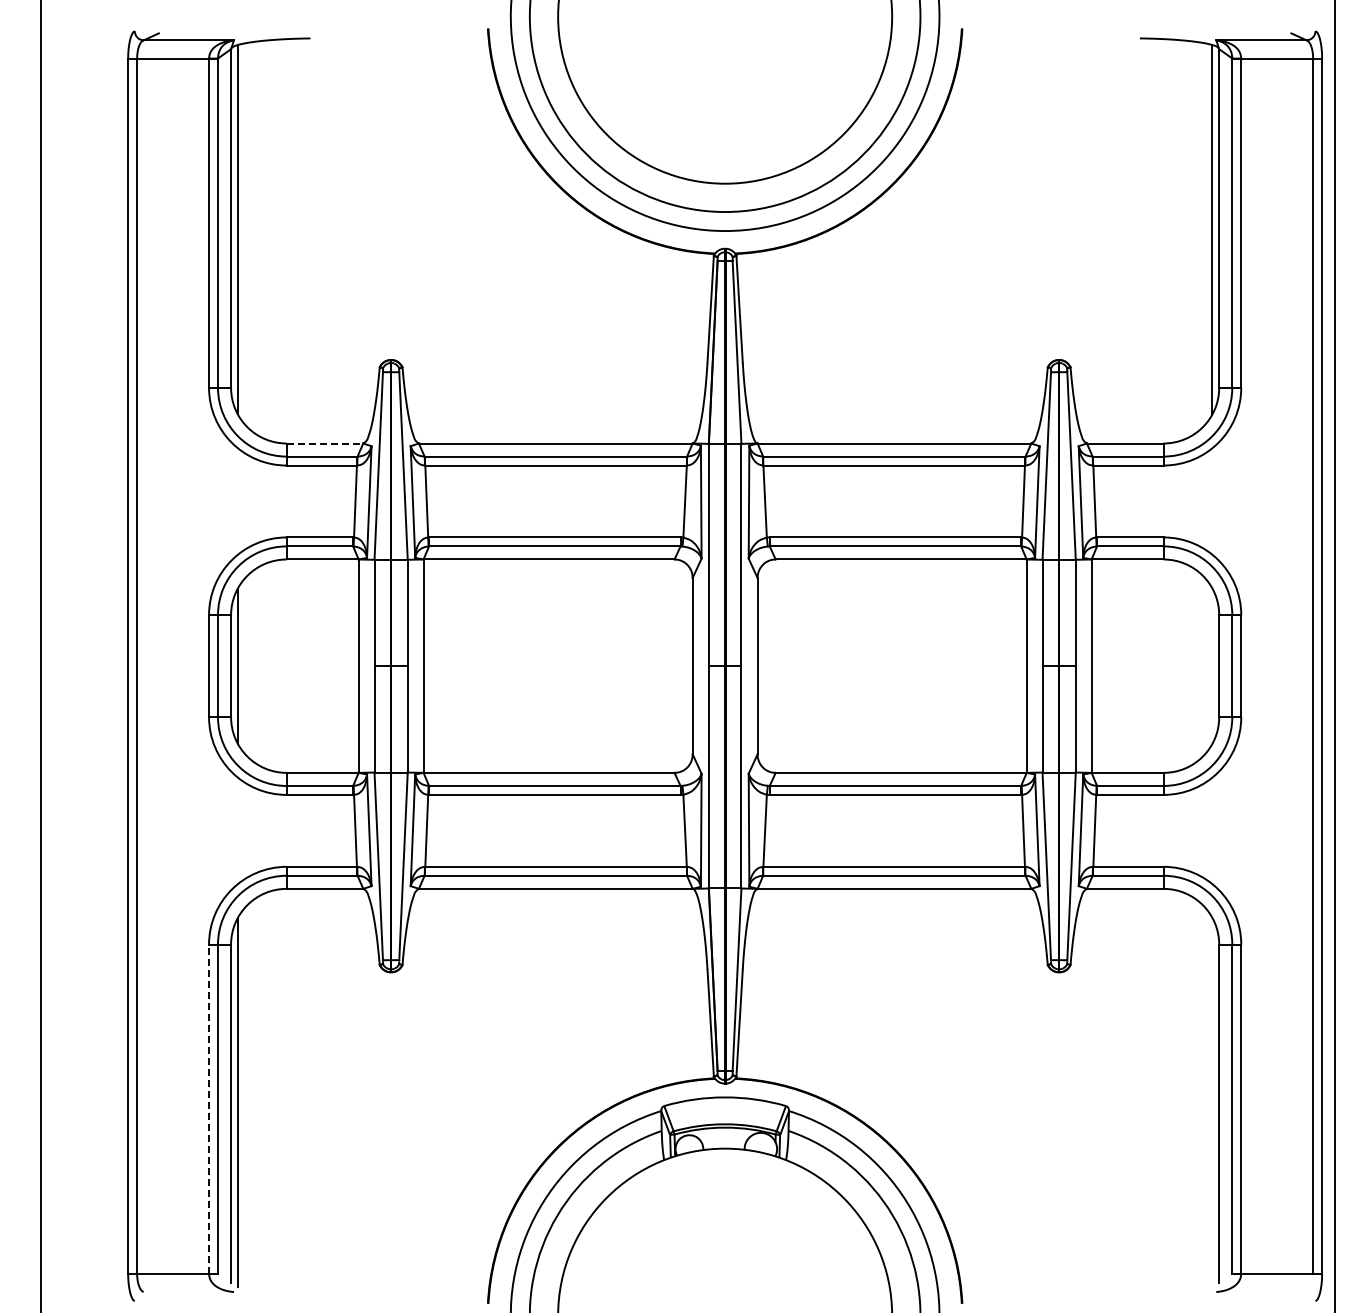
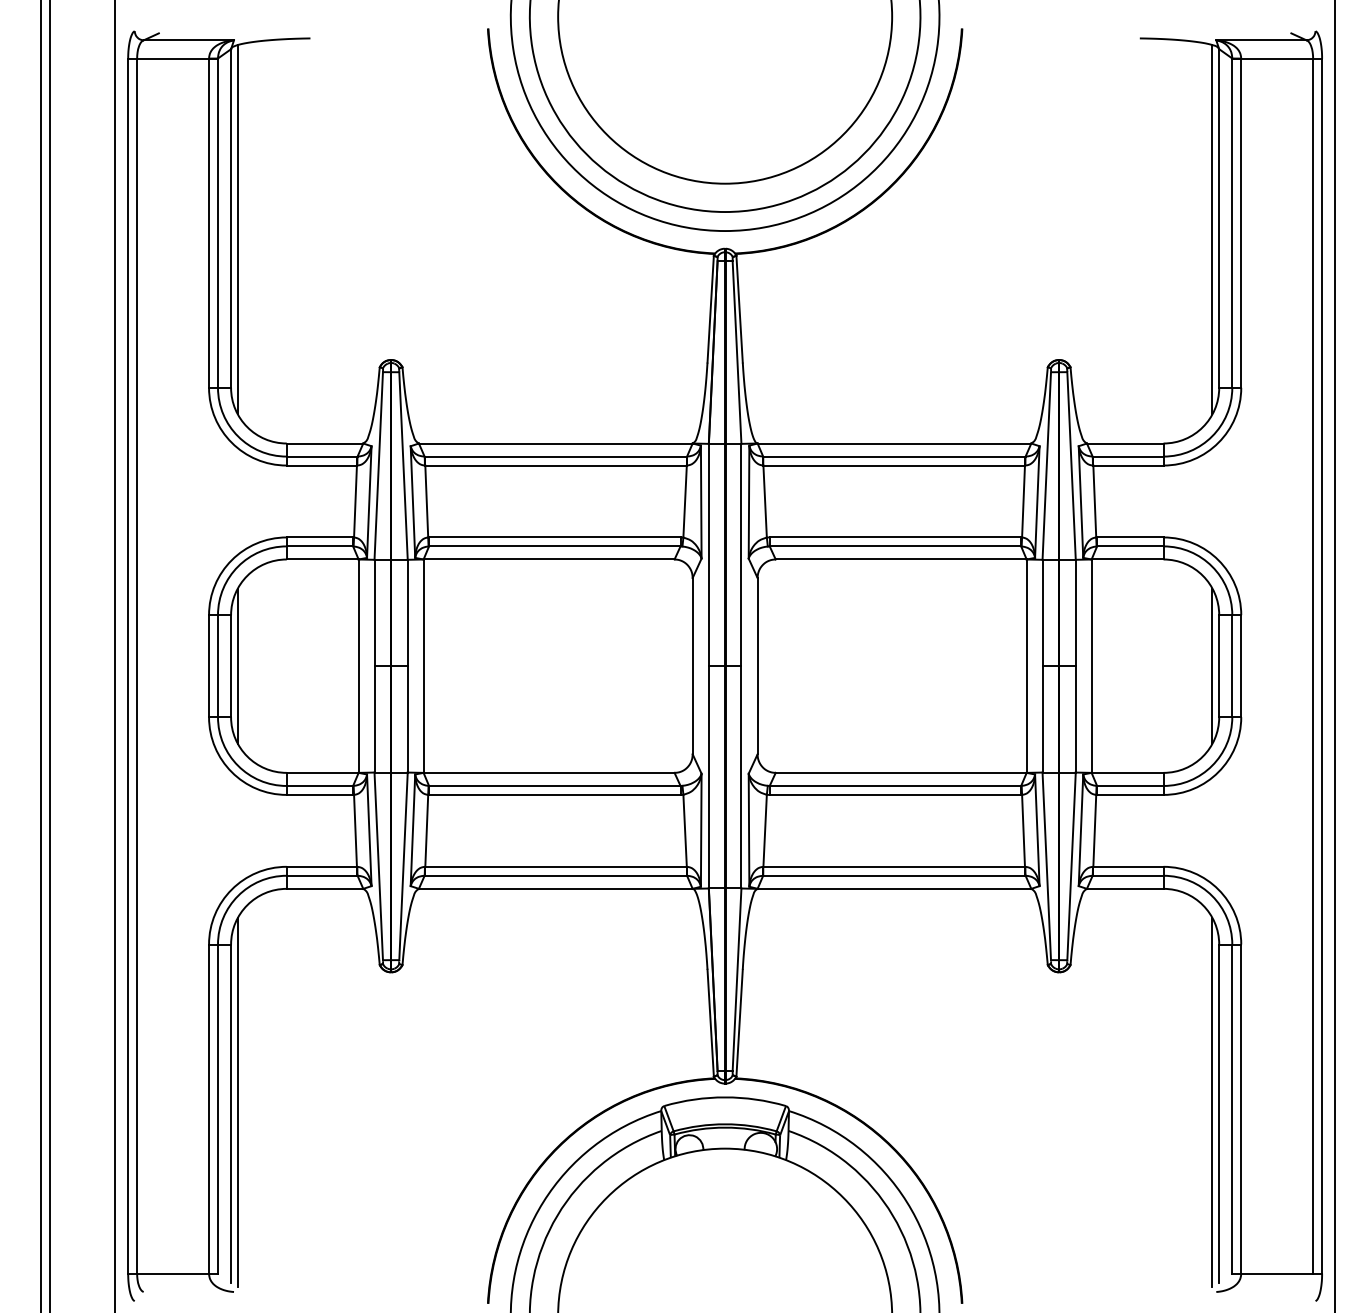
line: dashed -> solid (325, 443)
line: none -> present (50, 655)
line: none -> present (115, 655)
line: none -> present (1212, 665)
line: none -> present (1212, 1102)
line: dashed -> solid (209, 1109)
